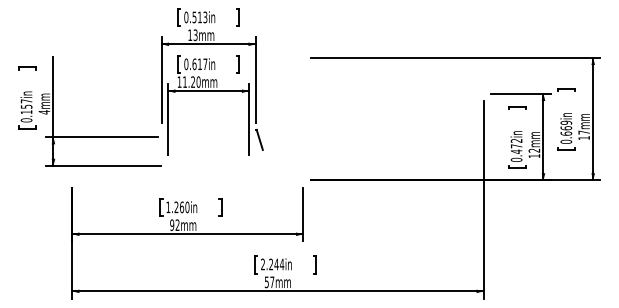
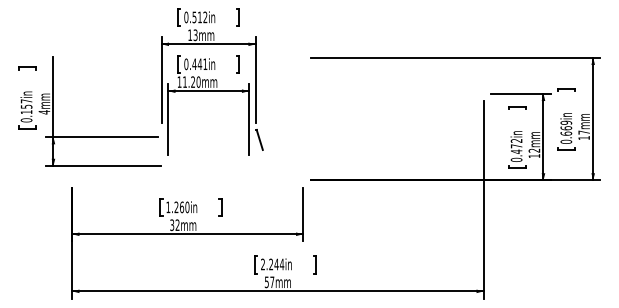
text: 0.513in -> 0.512in (205, 17)
text: 0.617in -> 0.441in (199, 64)
text: 92mm -> 32mm (172, 224)
